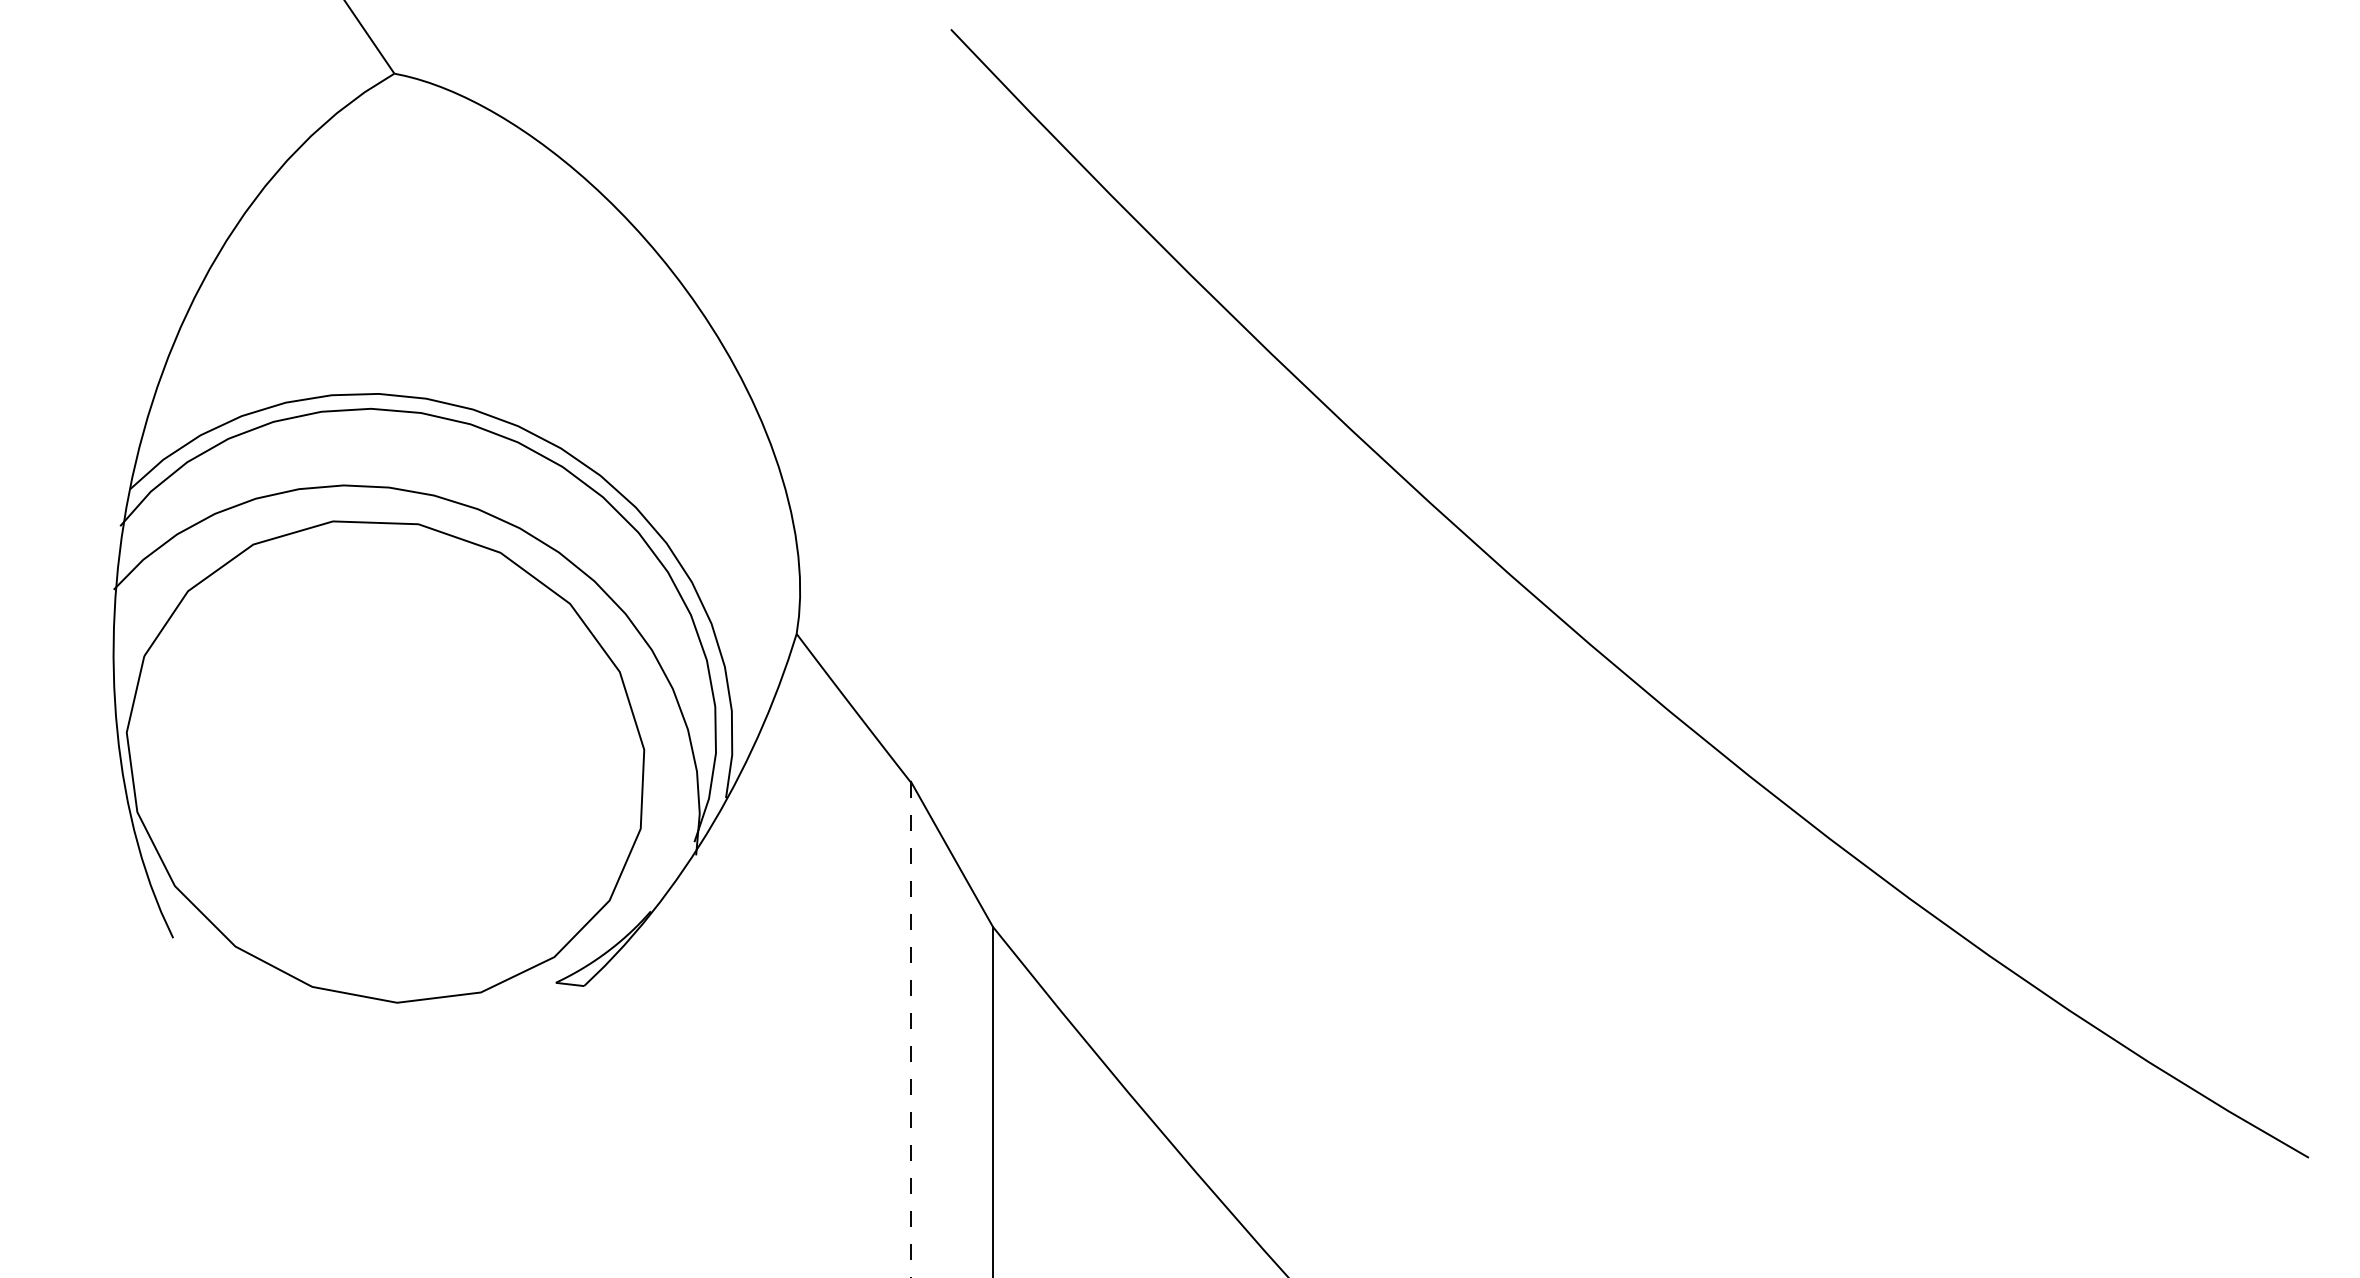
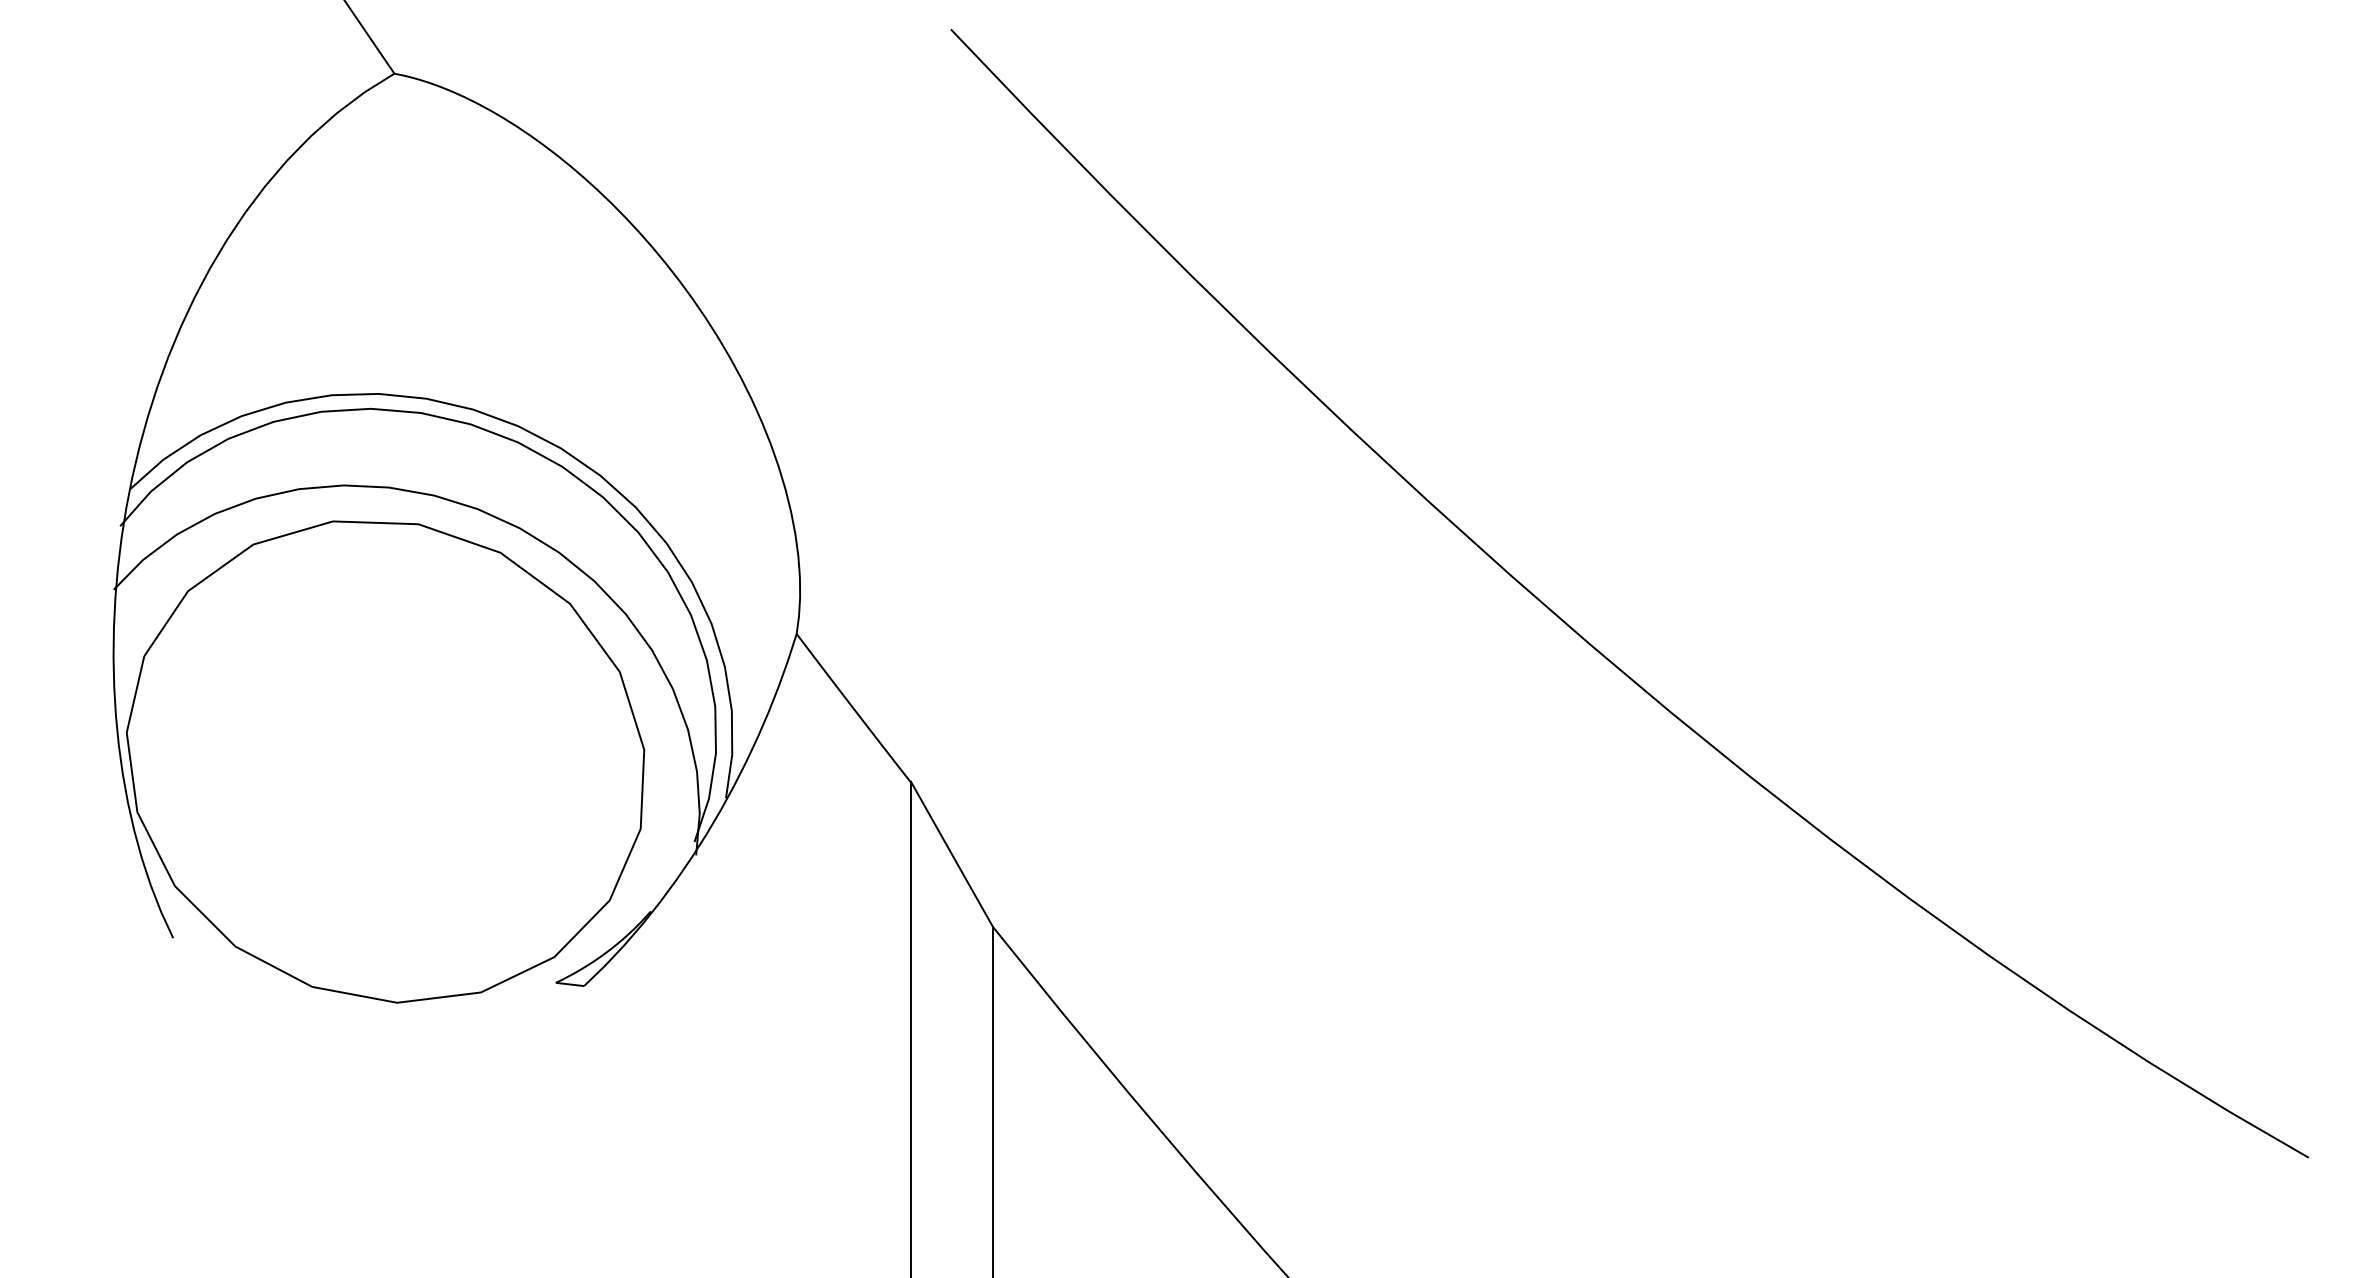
line: dashed -> solid (910, 1029)
